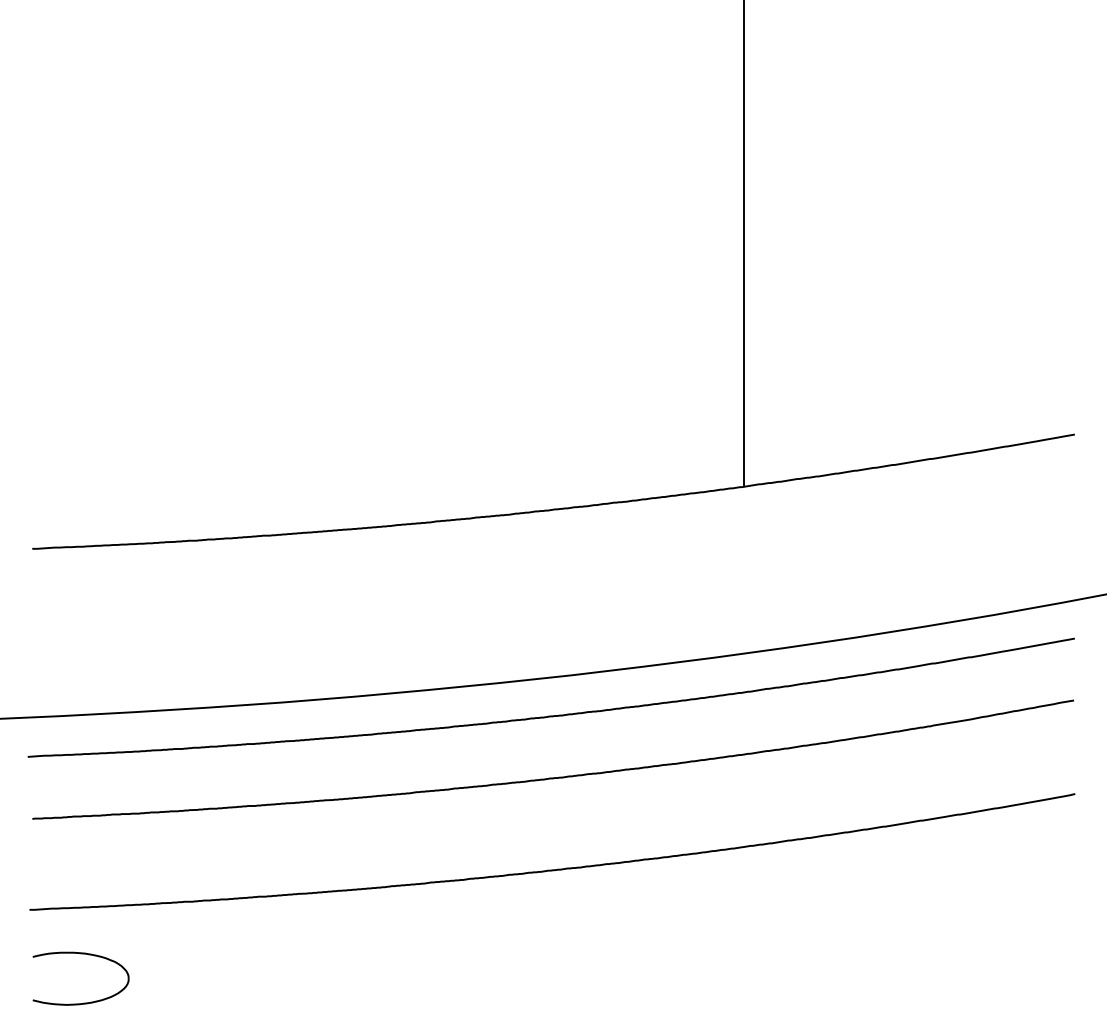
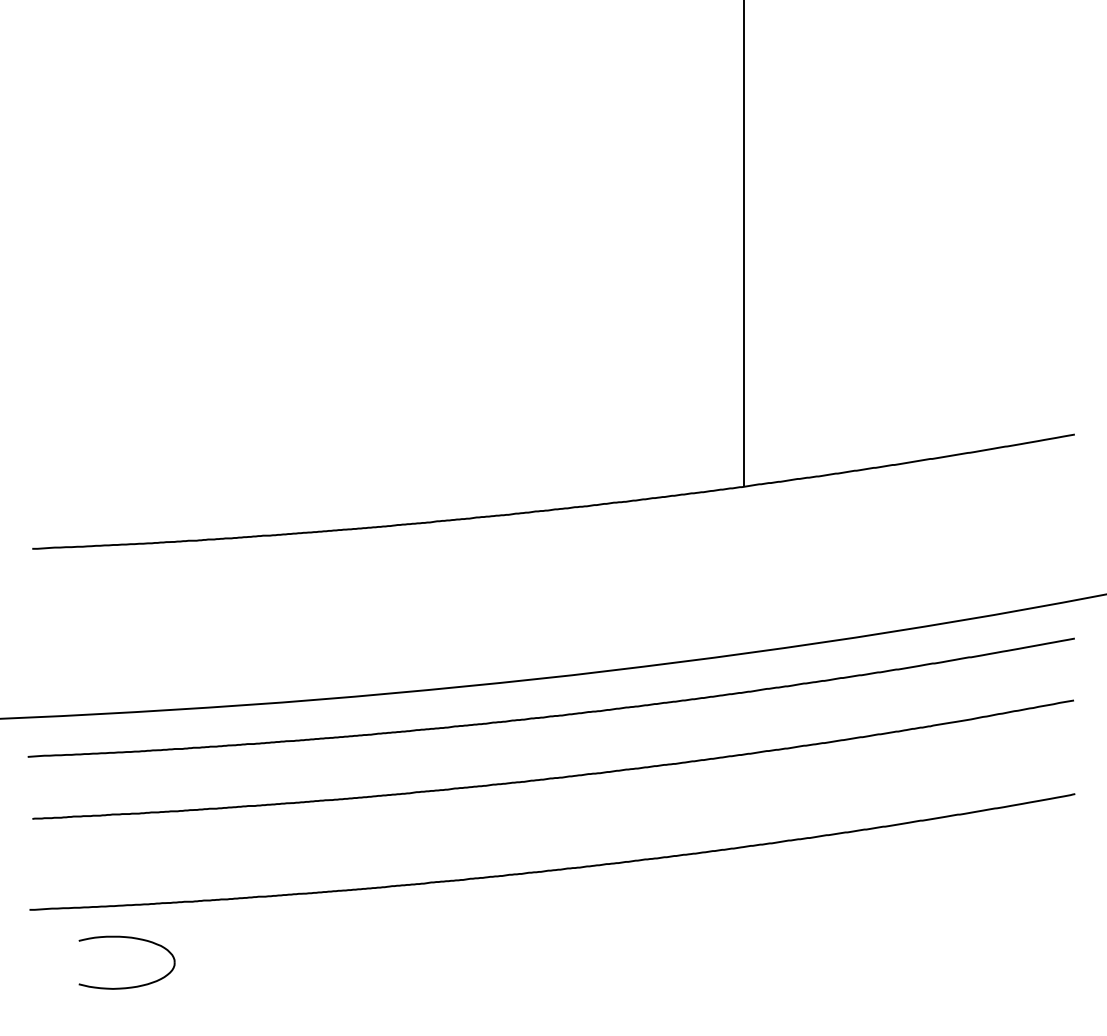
part position: (80, 954) -> (126, 938) (126, 938)
